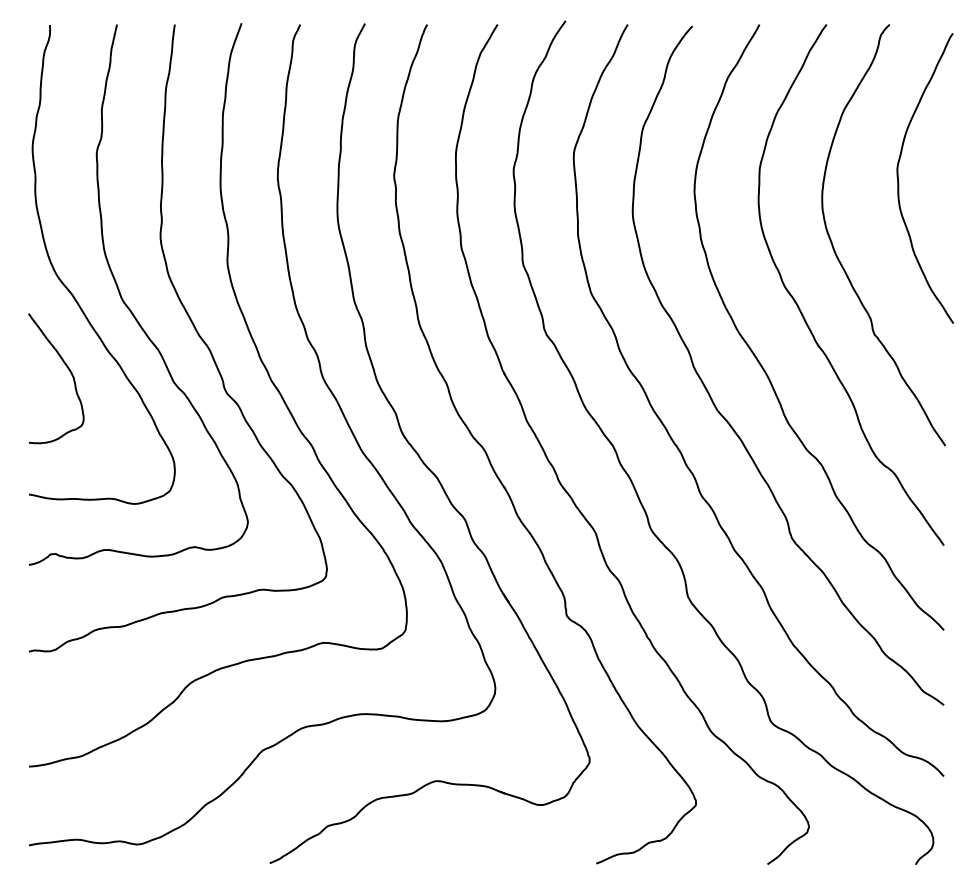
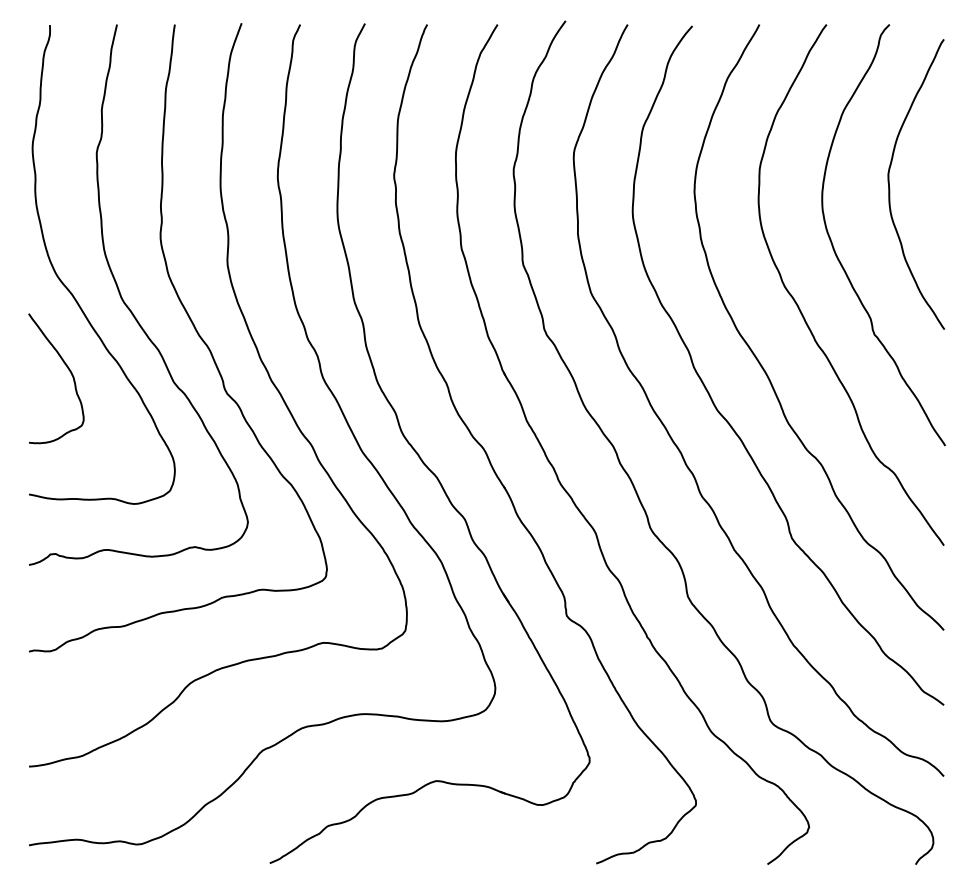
curve position: (899, 182) -> (890, 188) (890, 188)
